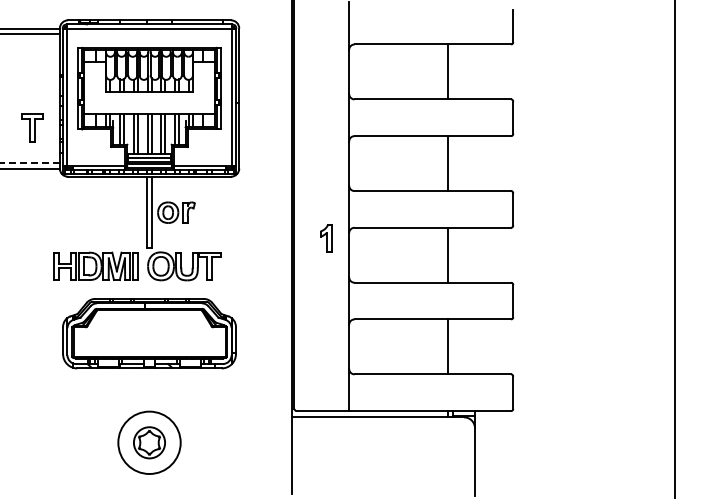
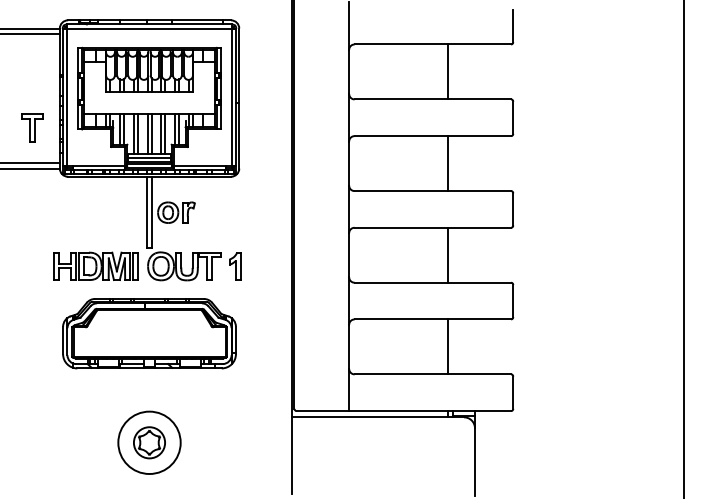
line: dashed -> solid (29, 163)
part position: (326, 238) -> (235, 266) (235, 266)
line position: (674, 248) -> (683, 248) (683, 248)
